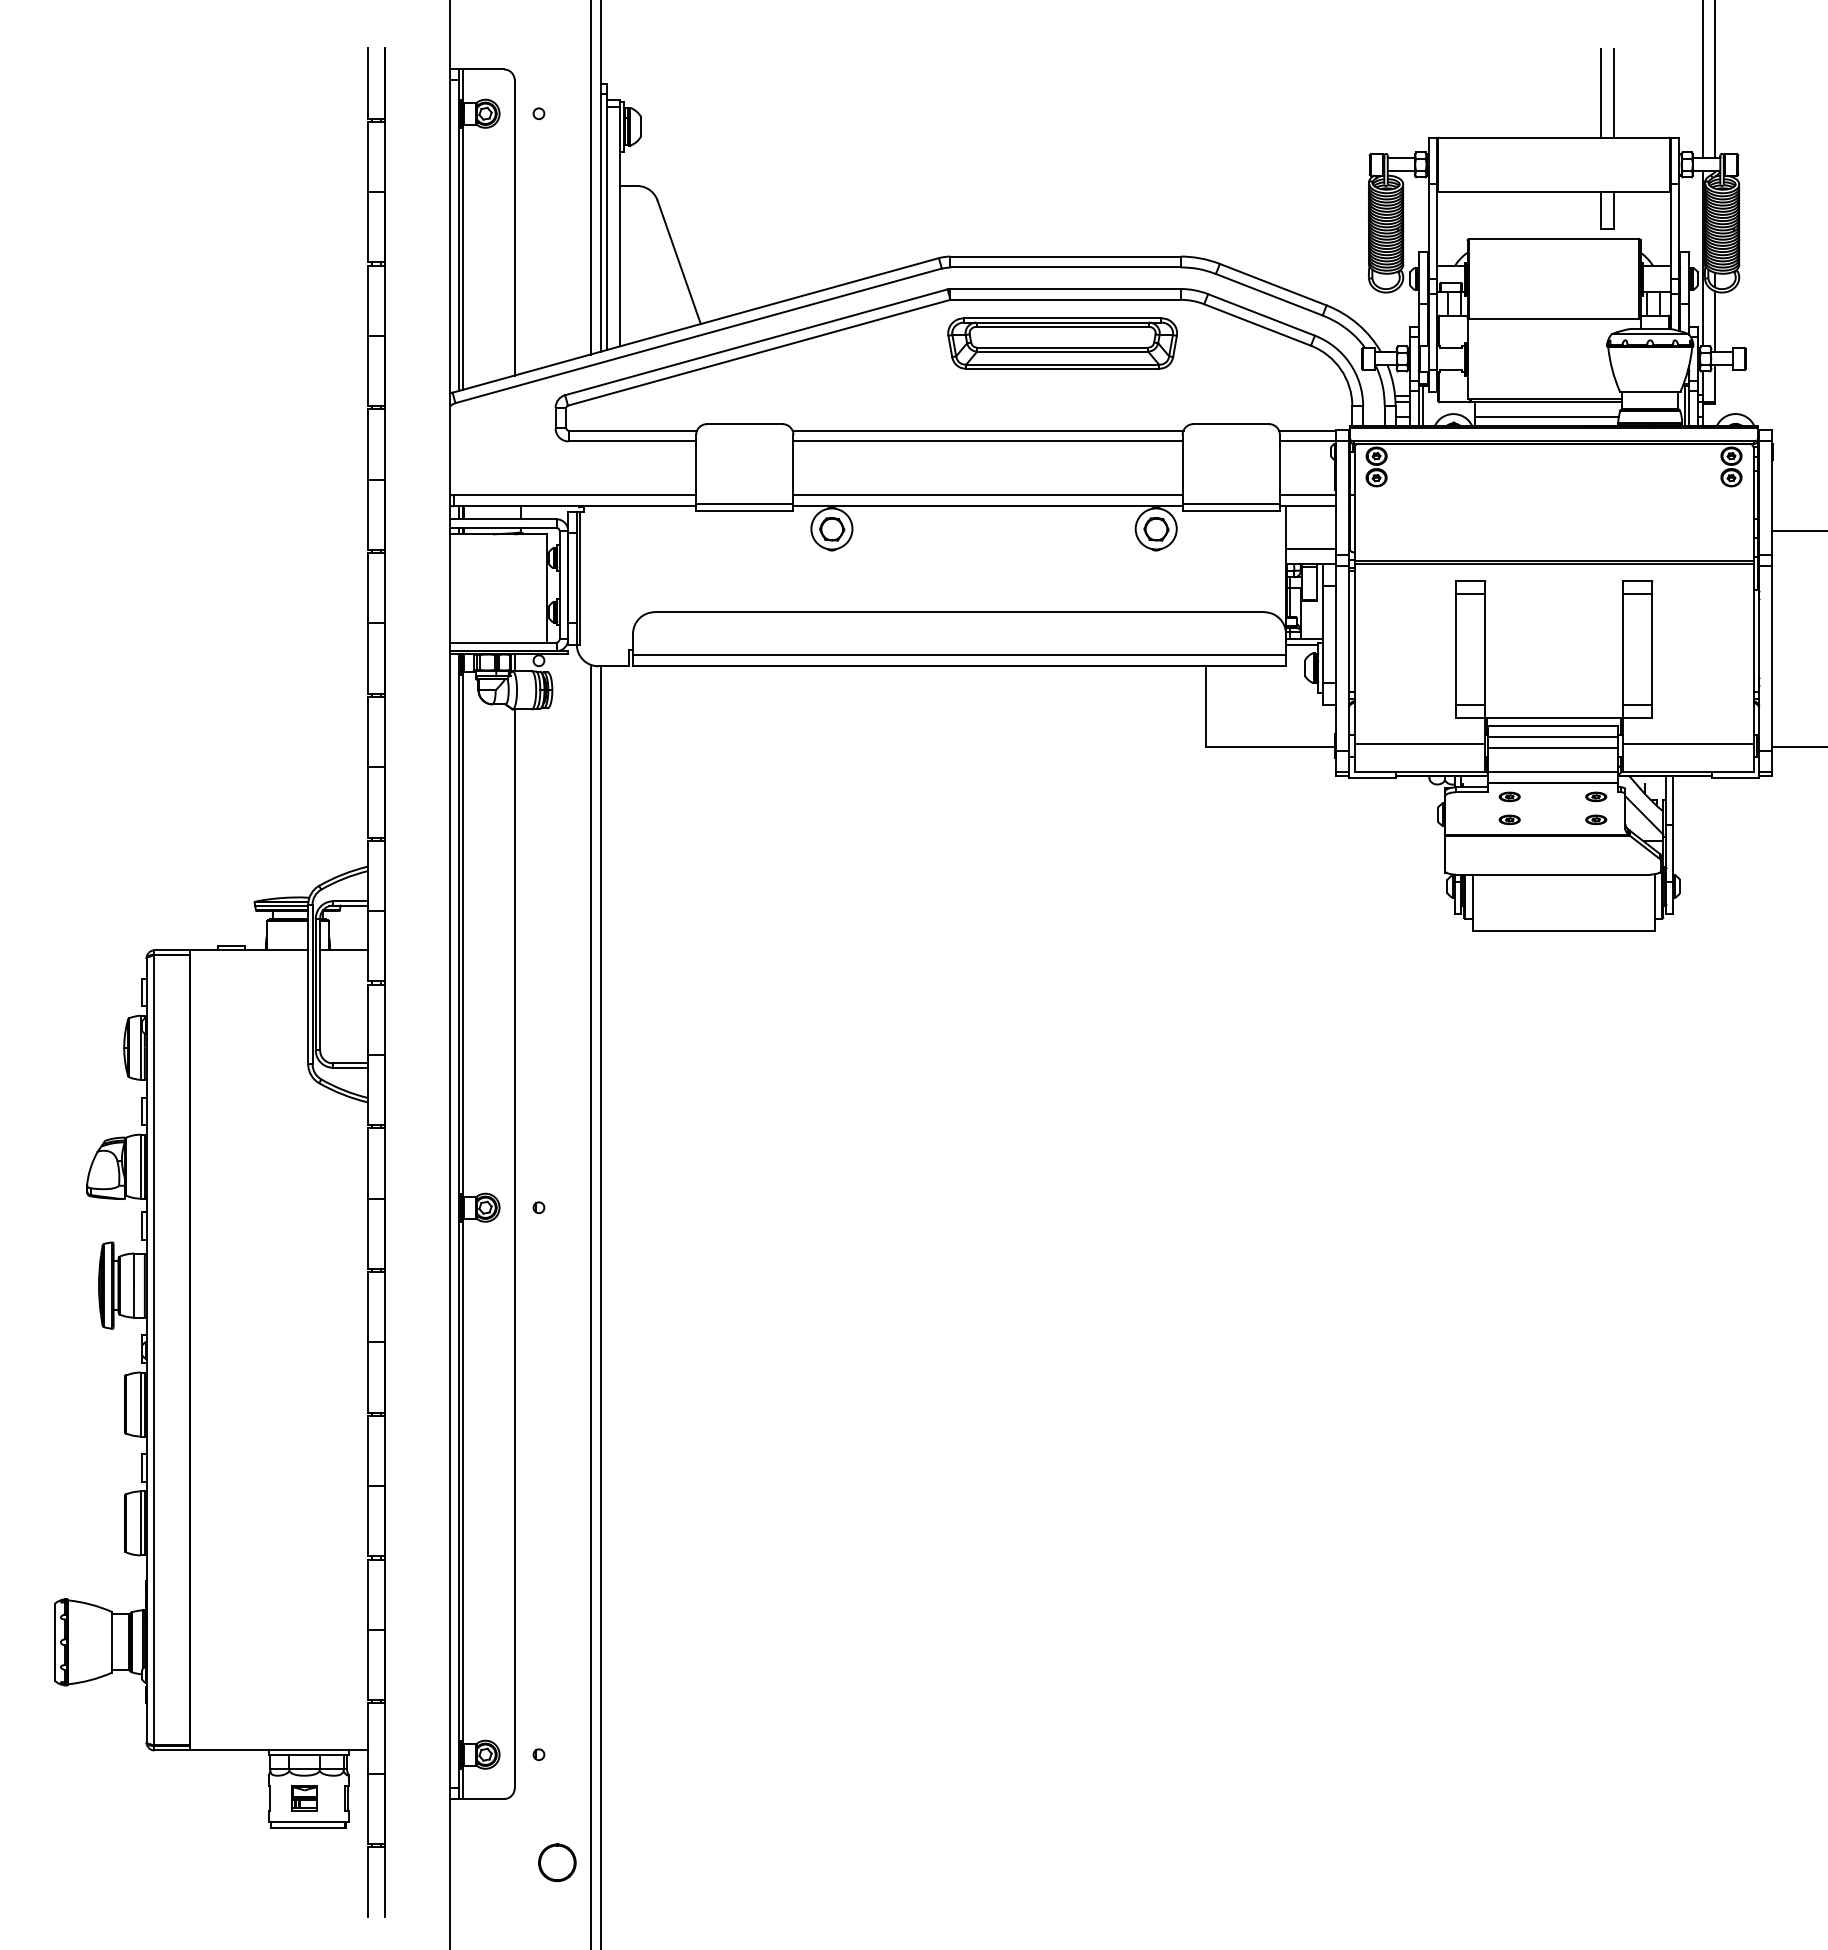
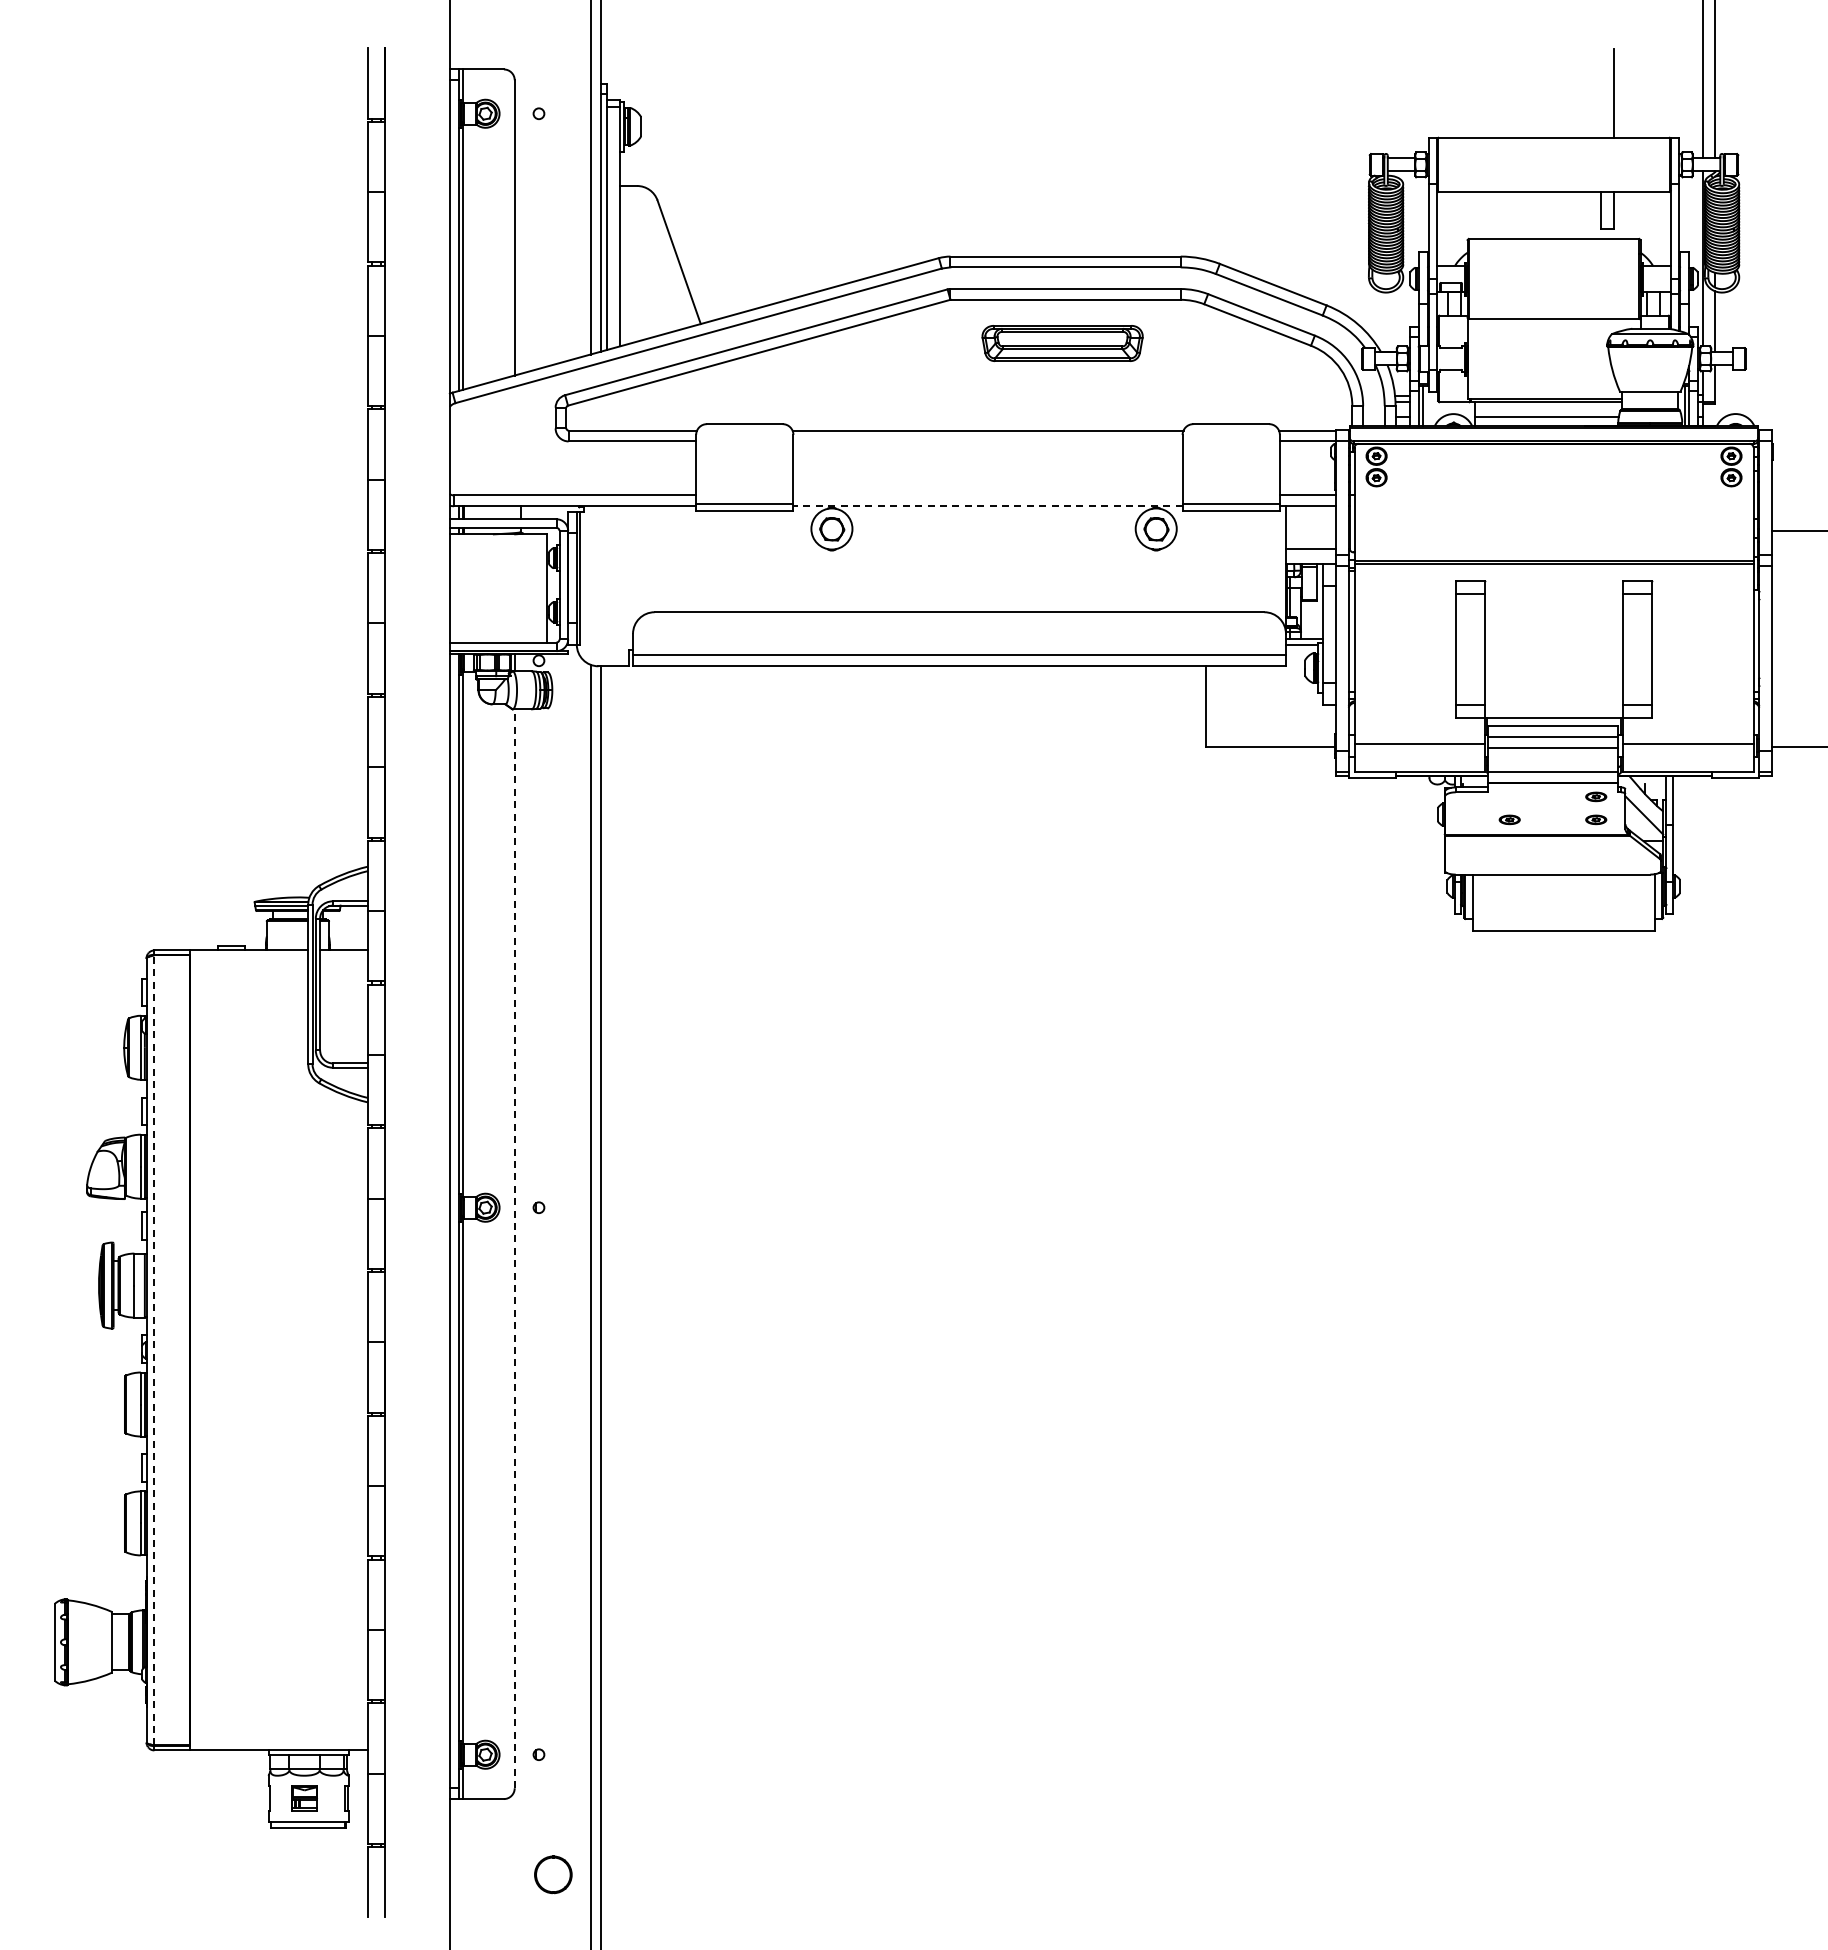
line: present -> none (1601, 92)
part size: 231x53 px -> 163x37 px (1062, 343)
line: present -> none (987, 441)
line: present -> none (987, 495)
line: solid -> dashed (988, 506)
part: present -> none (1509, 796)
line: solid -> dashed (514, 1248)
line: solid -> dashed (154, 1350)
part position: (557, 1862) -> (553, 1874) (553, 1874)
